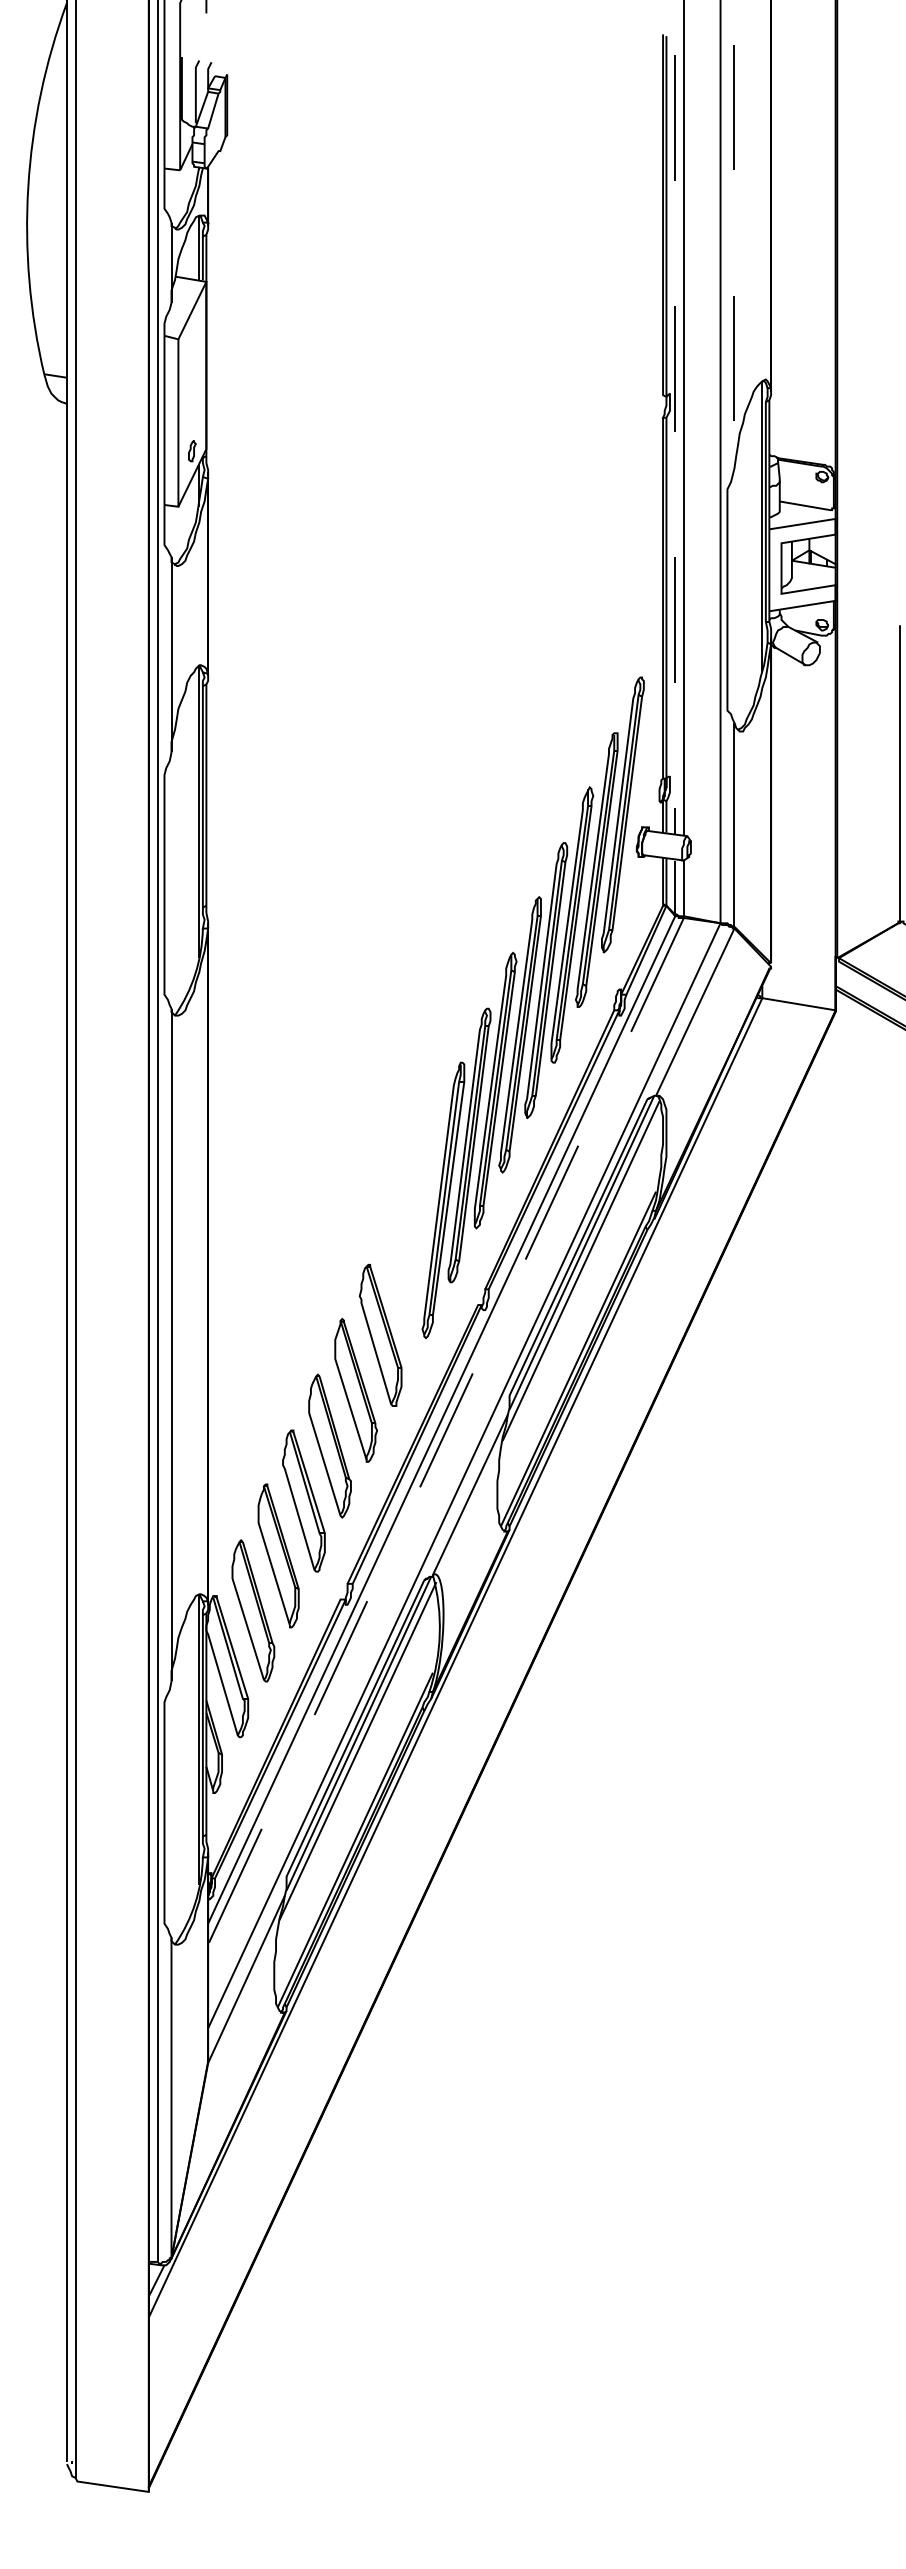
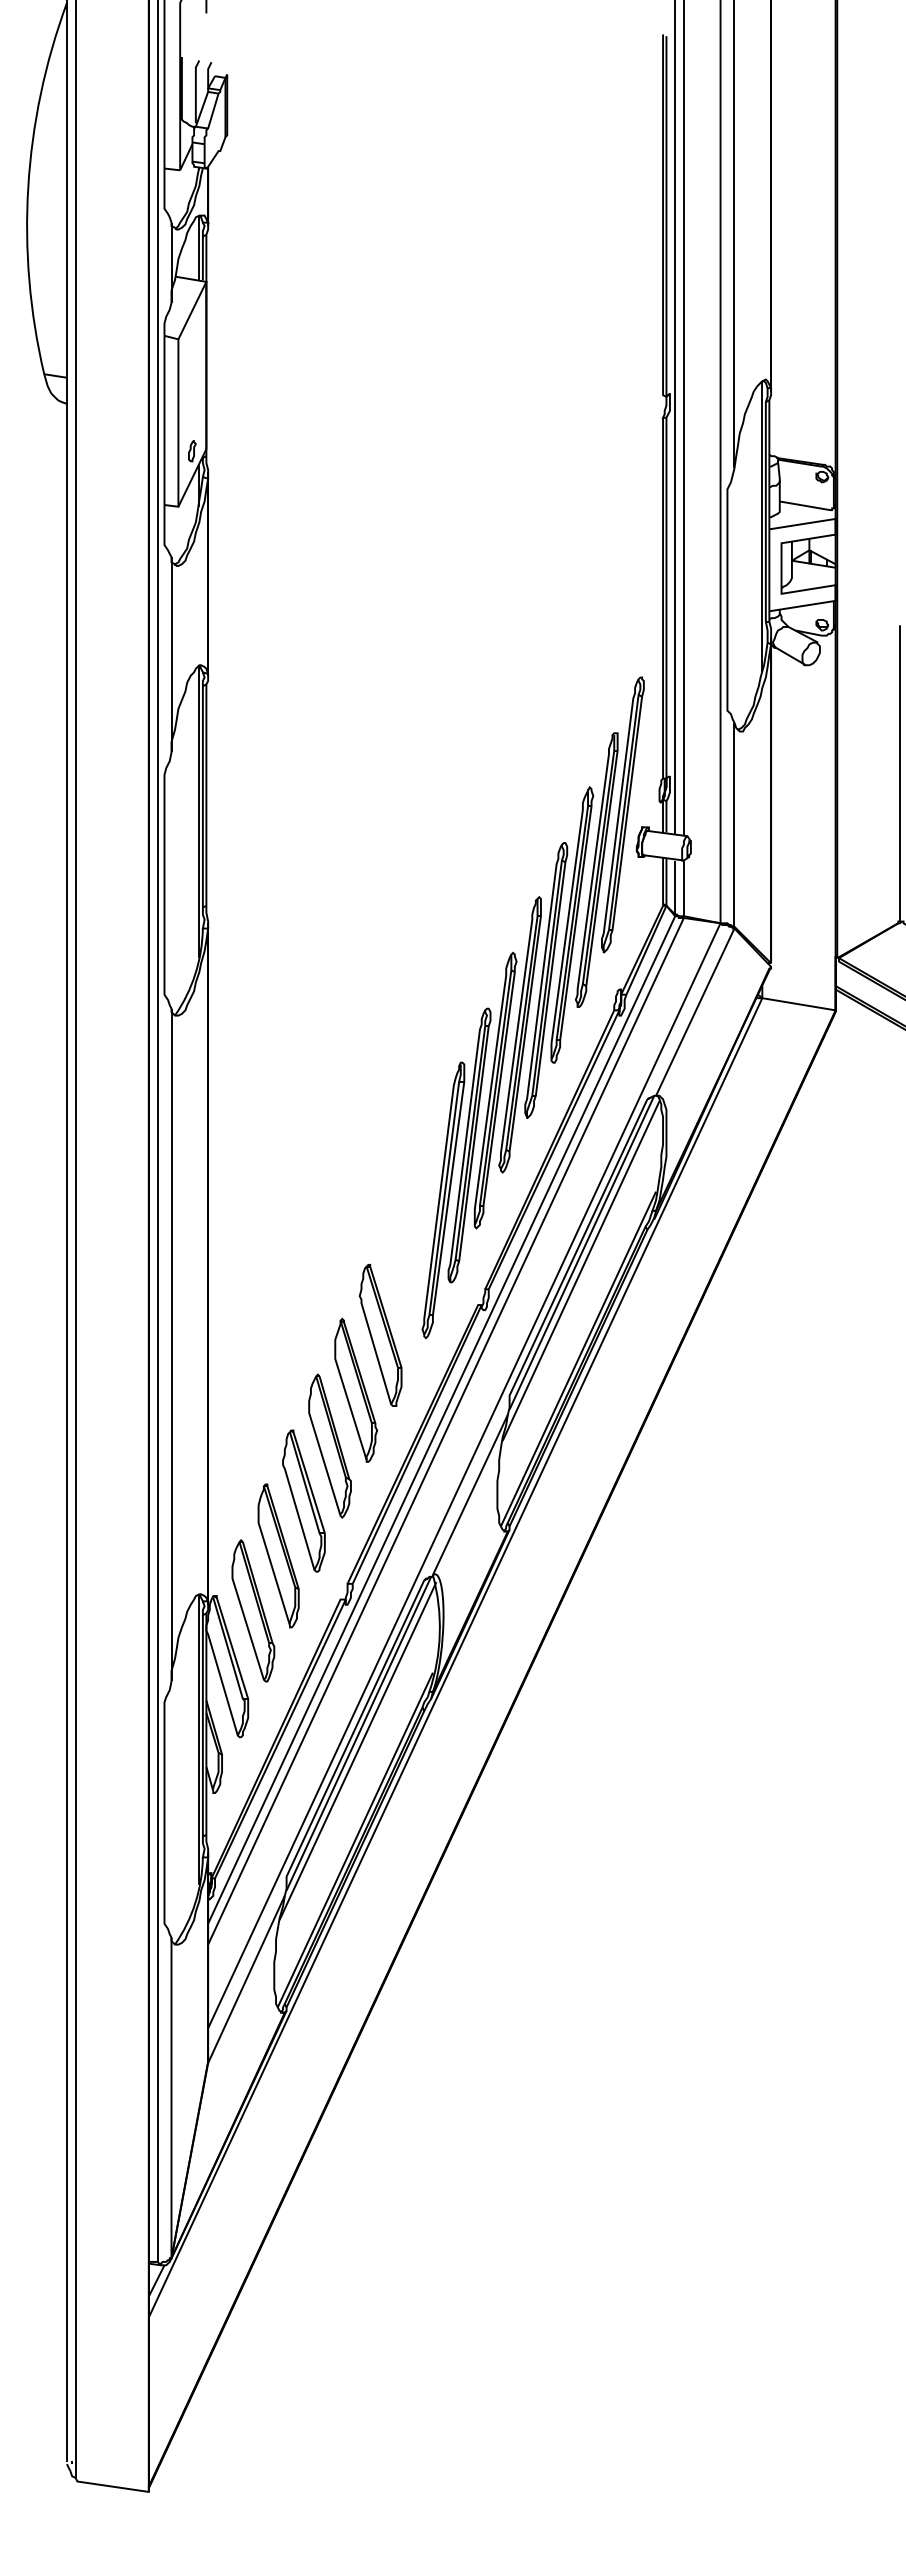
line: dashed -> solid (734, 234)
line: dashed -> solid (675, 417)
line: dashed -> solid (446, 1431)
